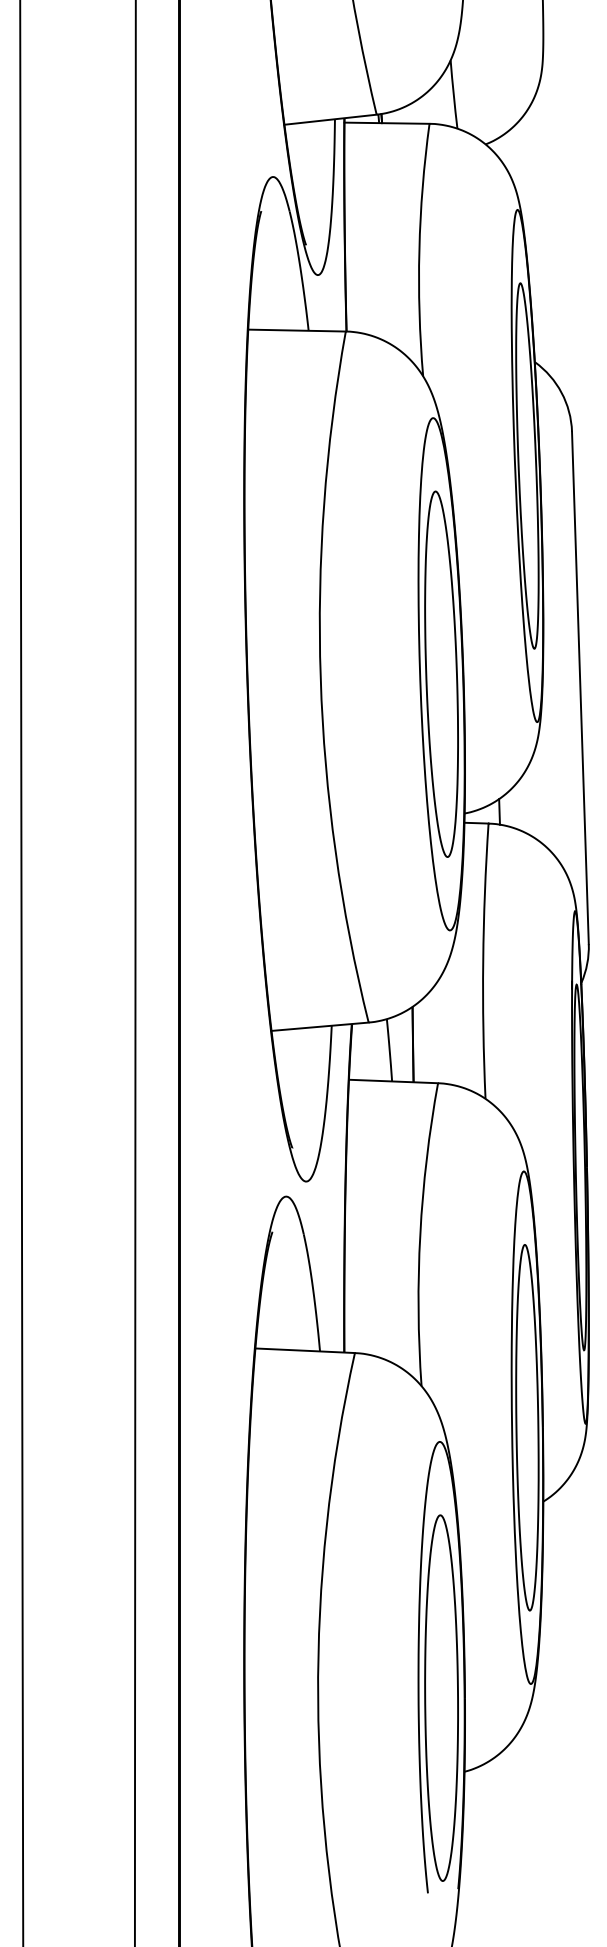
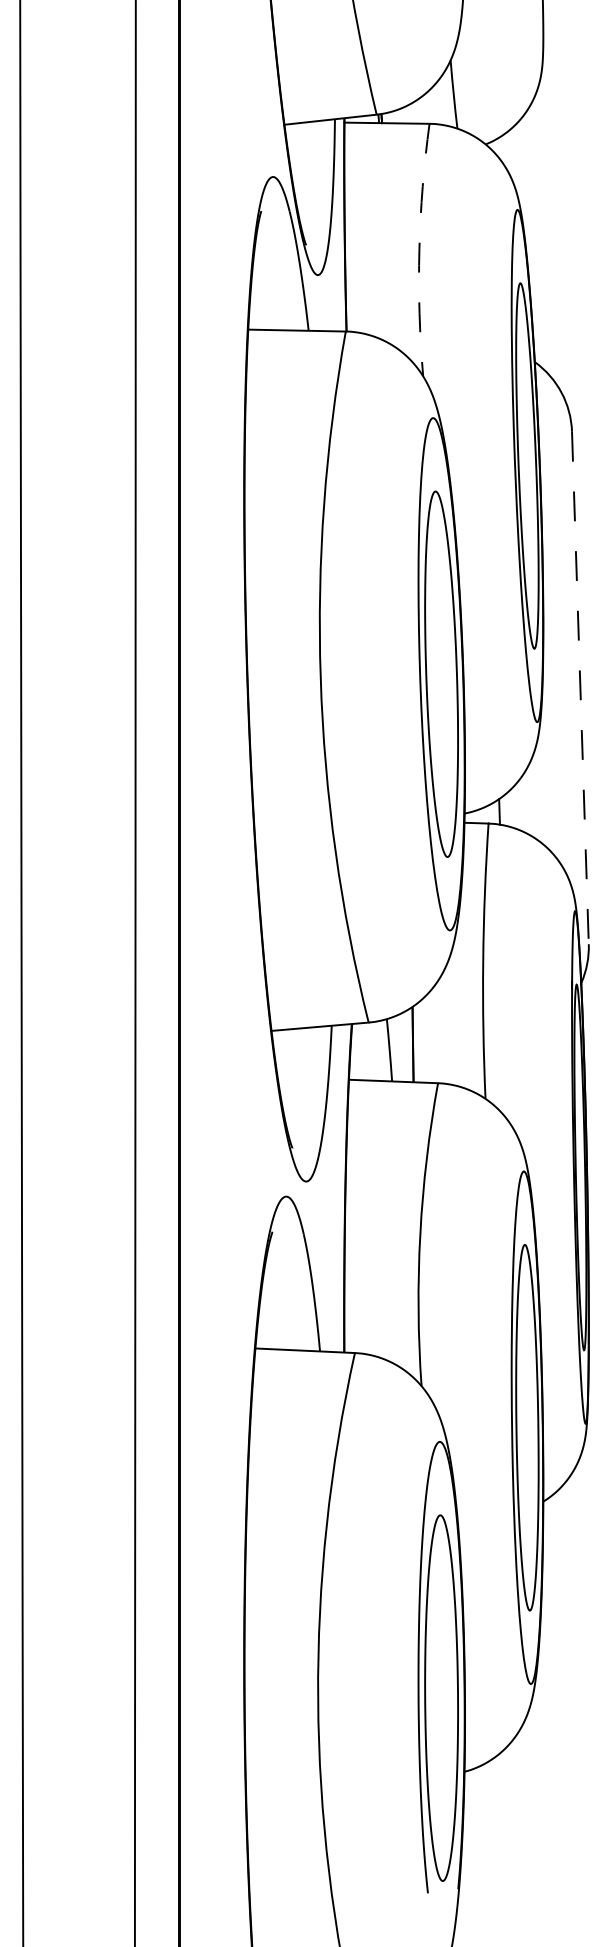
arc: solid -> dashed (419, 249)
line: solid -> dashed (580, 688)
